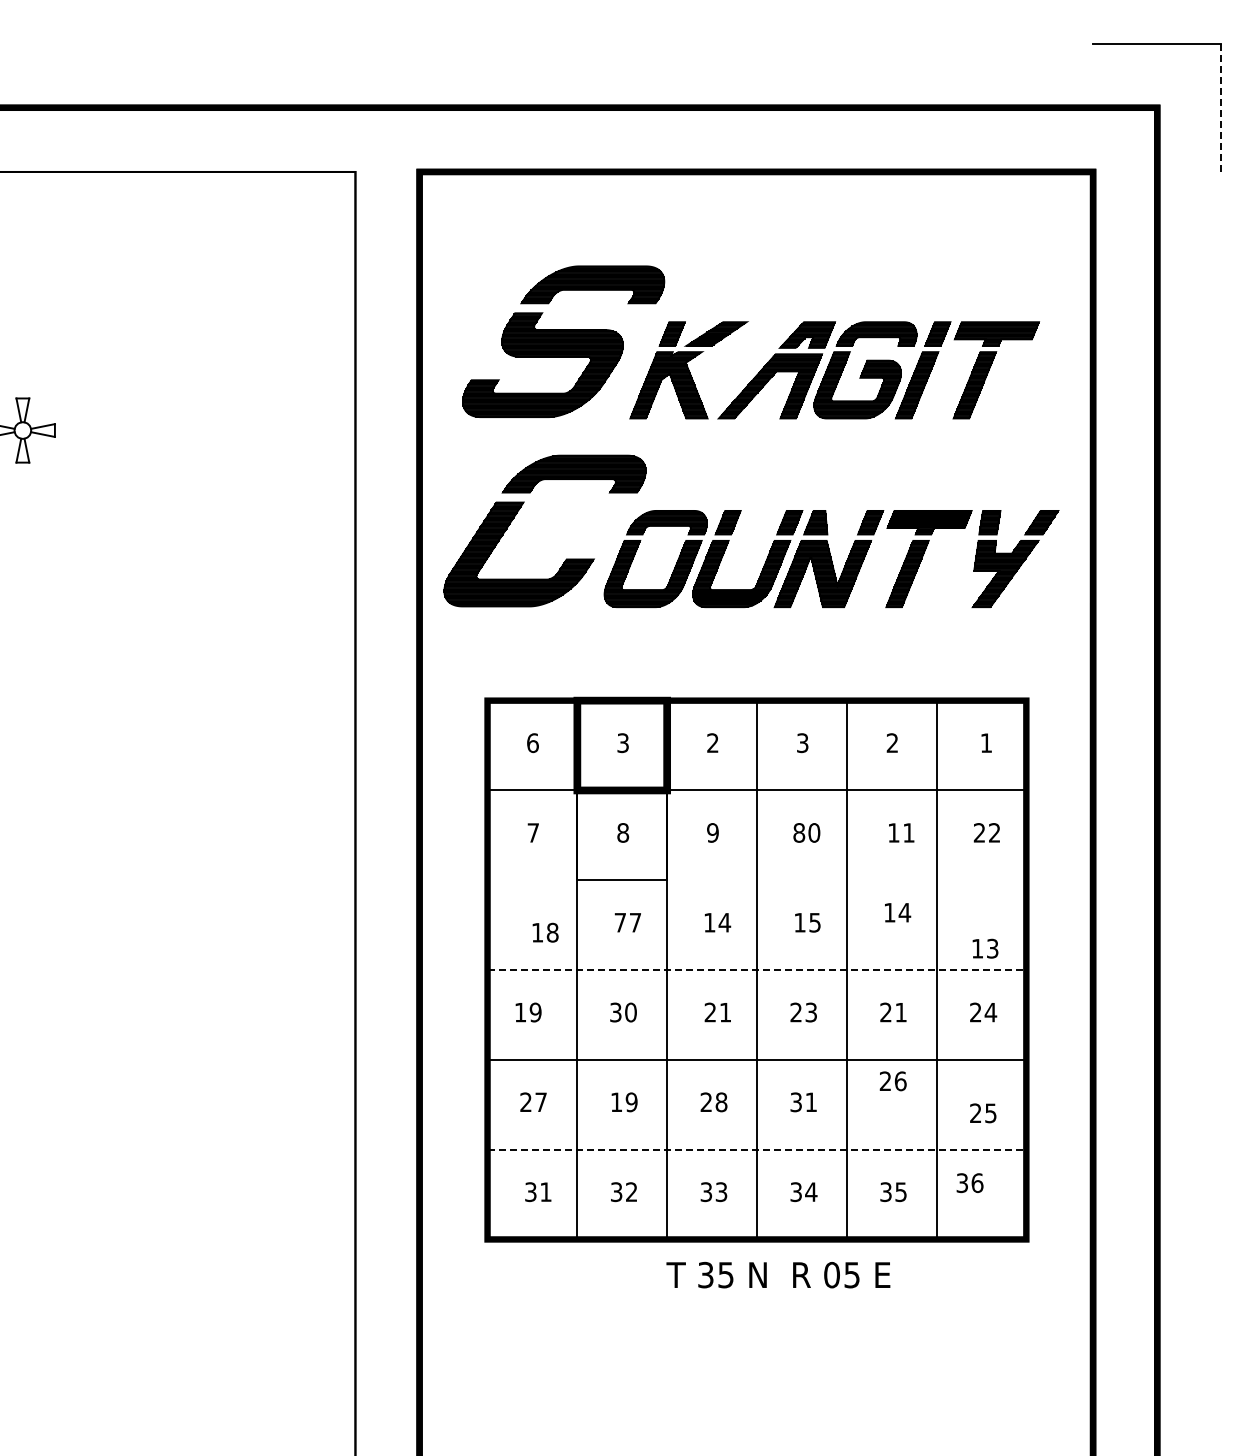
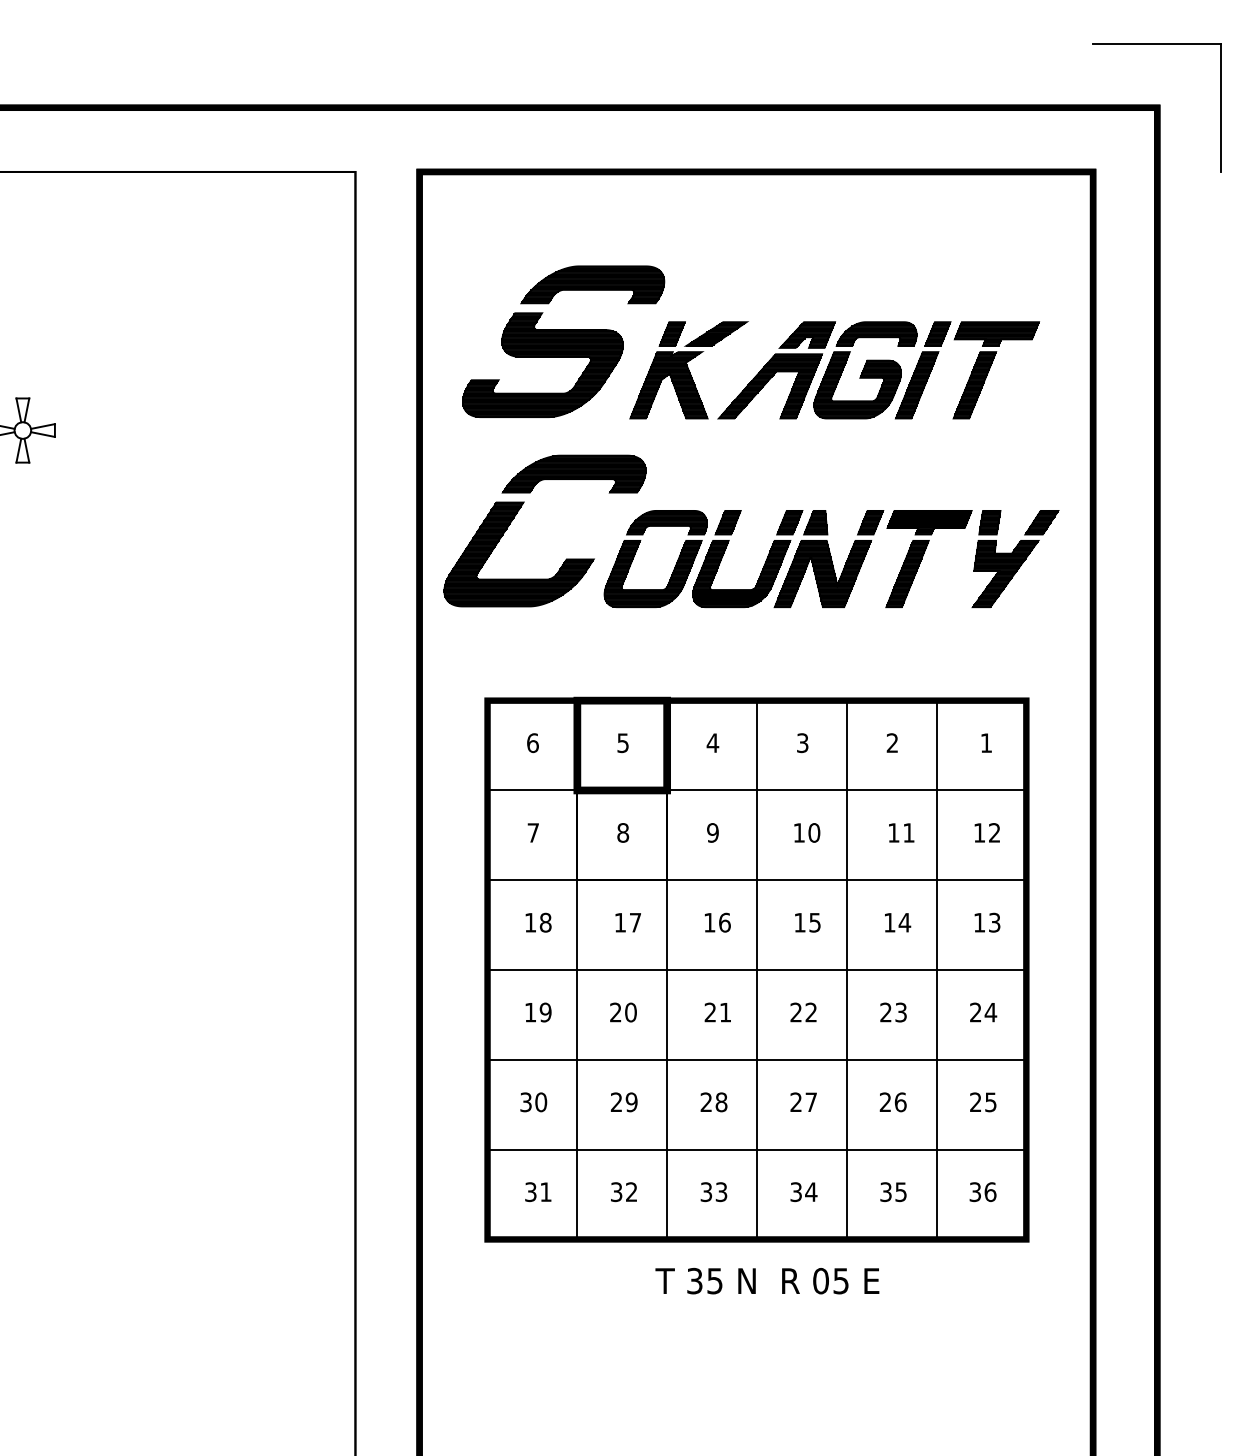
line: dashed -> solid (1221, 108)
text: 3 -> 5 (623, 742)
text: 2 -> 4 (712, 742)
text: 80 -> 10 (799, 832)
text: 22 -> 12 (978, 832)
line: none -> present (756, 880)
text position: (898, 912) -> (898, 922) (898, 922)
text: 77 -> 17 (619, 922)
text: 14 -> 16 (724, 922)
text position: (545, 932) -> (538, 922) (538, 922)
text position: (985, 948) -> (987, 922) (987, 922)
line: dashed -> solid (757, 970)
text position: (528, 1012) -> (538, 1012) (538, 1012)
text: 30 -> 20 (615, 1012)
text: 23 -> 22 (810, 1012)
text: 21 -> 23 (900, 1012)
text position: (892, 1081) -> (892, 1102) (892, 1102)
text: 19 -> 29 (615, 1101)
text: 27 -> 30 (533, 1102)
text: 31 -> 27 (803, 1102)
text position: (983, 1113) -> (983, 1102) (983, 1102)
line: dashed -> solid (757, 1149)
text position: (969, 1183) -> (982, 1192) (982, 1192)
text position: (778, 1274) -> (767, 1280) (767, 1280)
